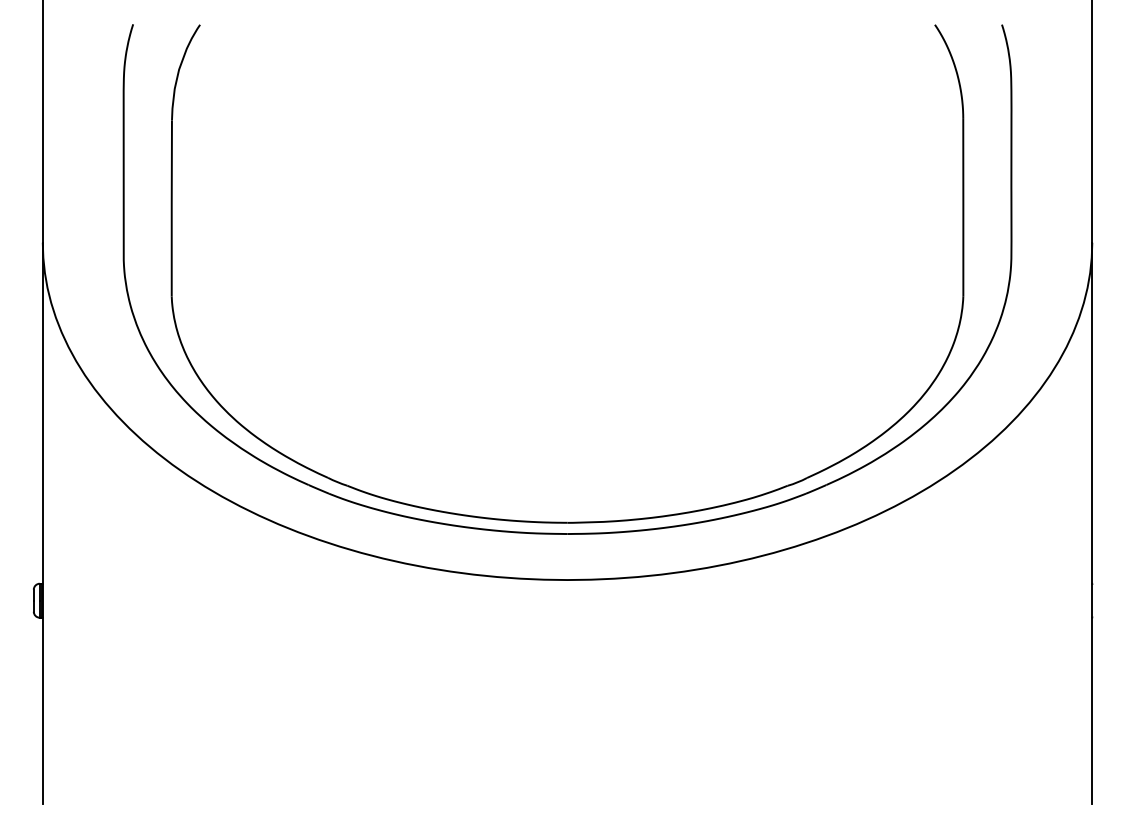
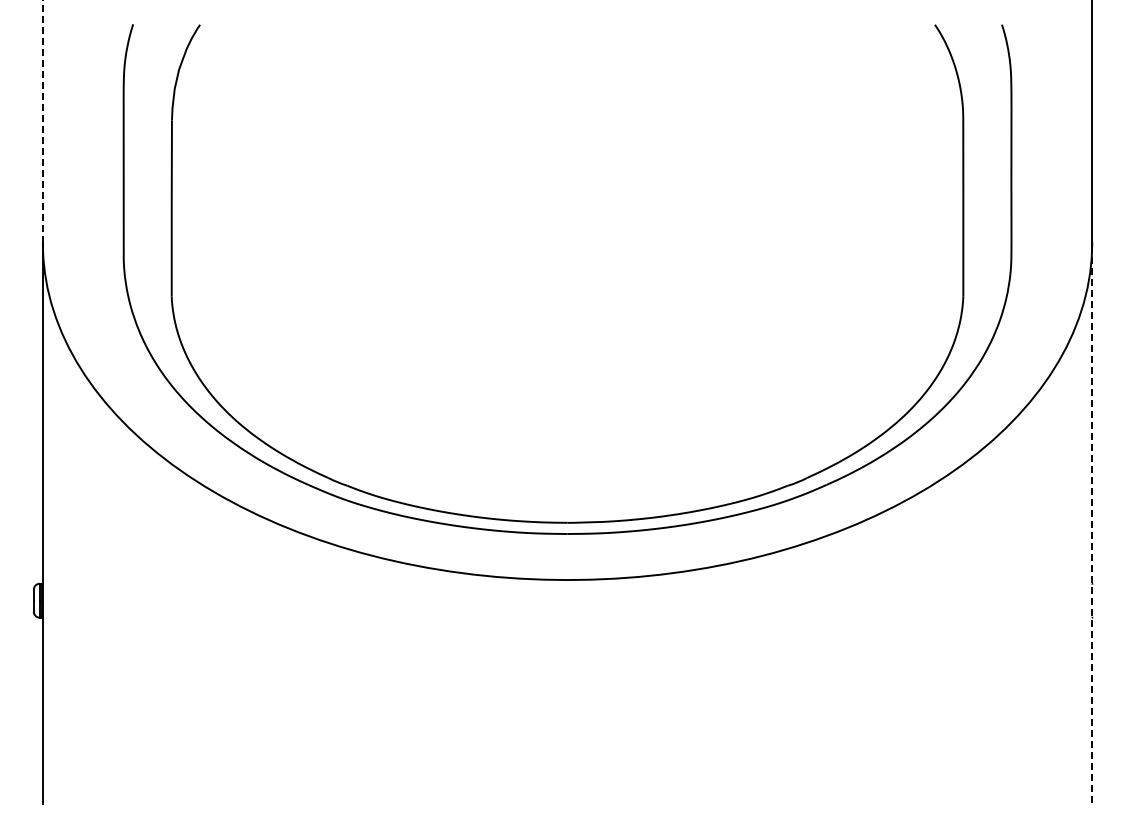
line: solid -> dashed (42, 120)
line: solid -> dashed (1092, 525)
